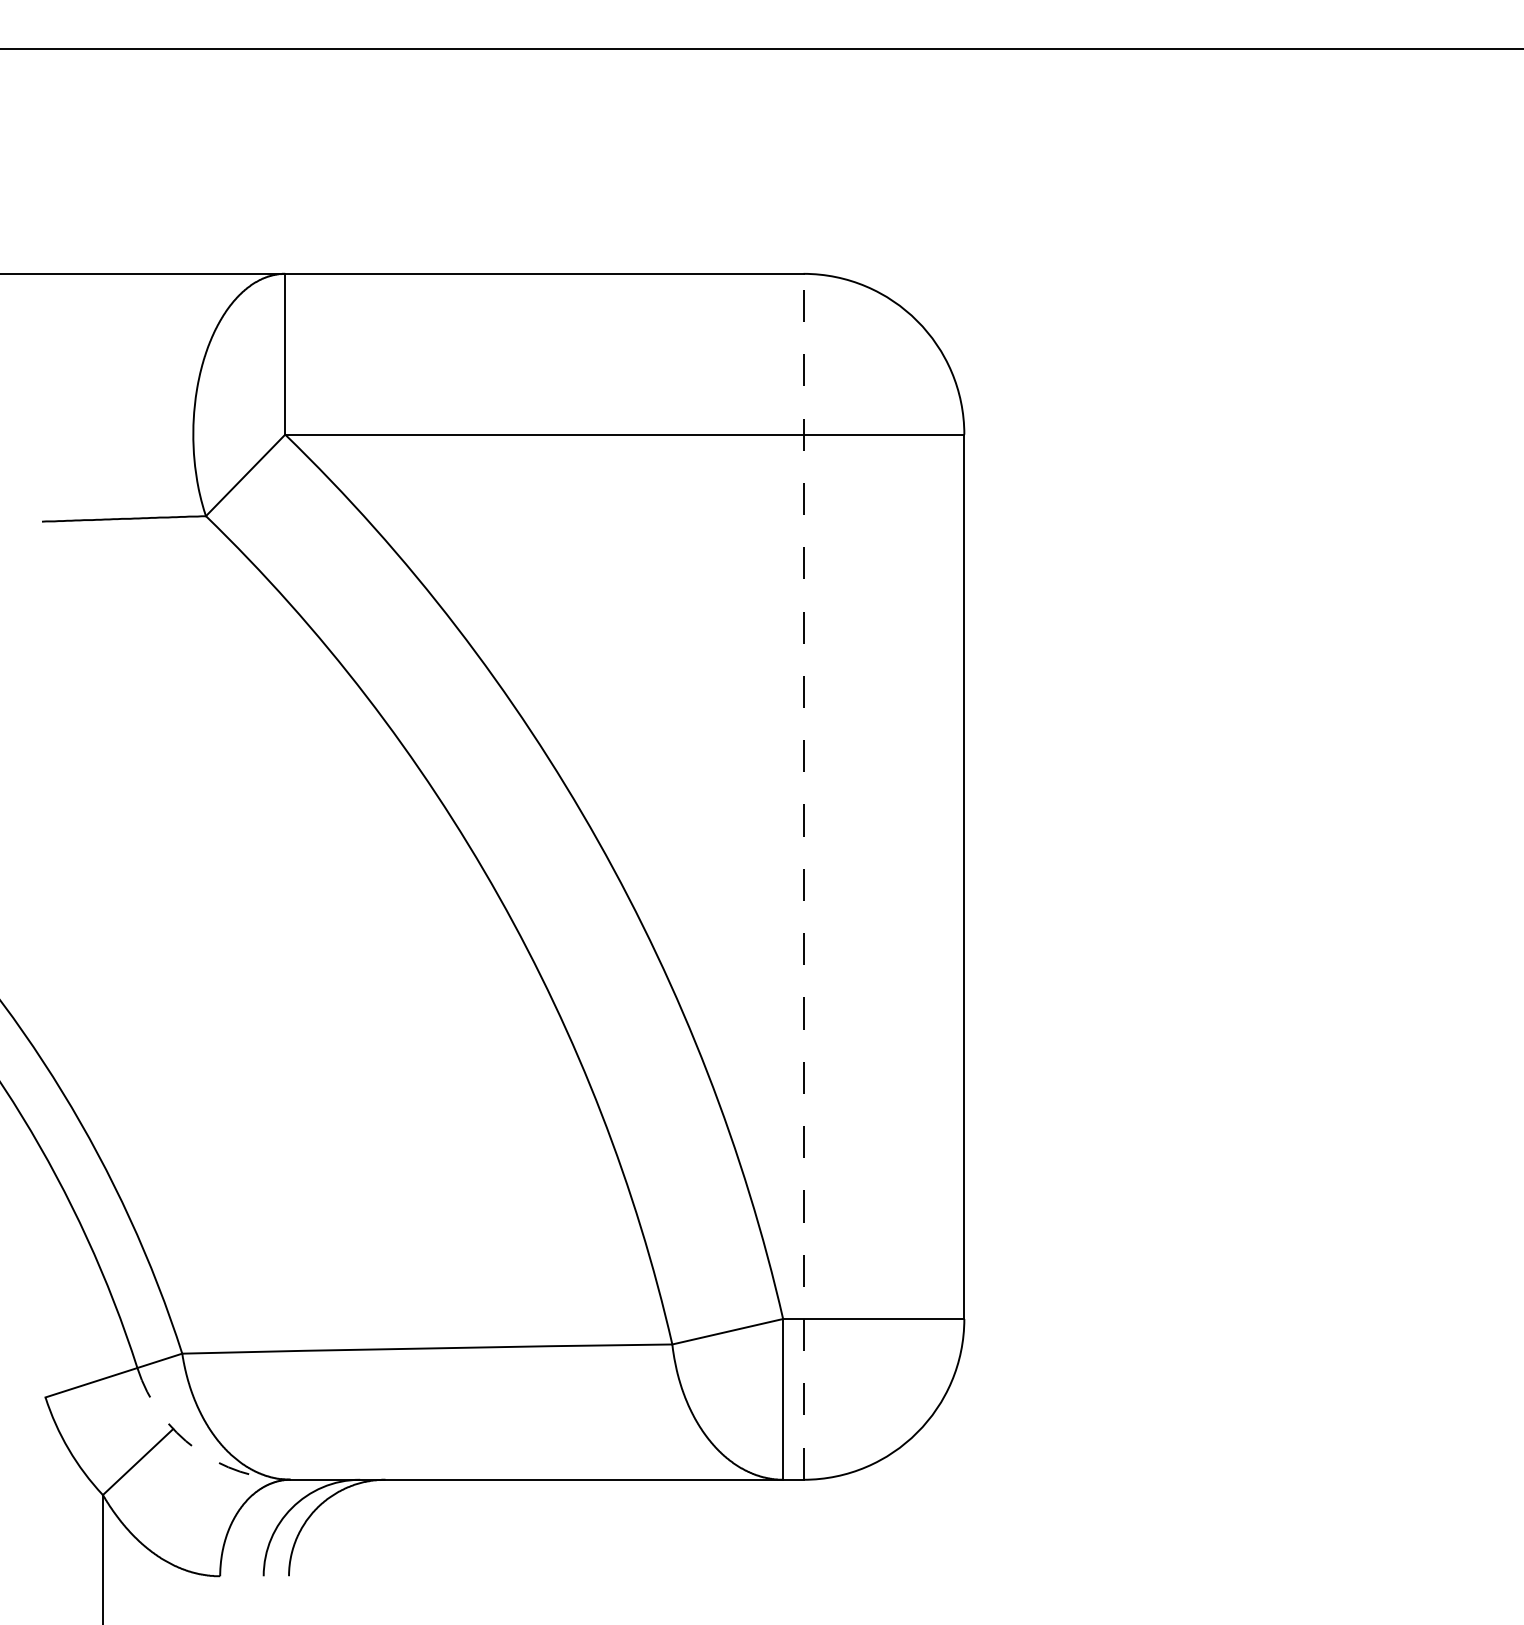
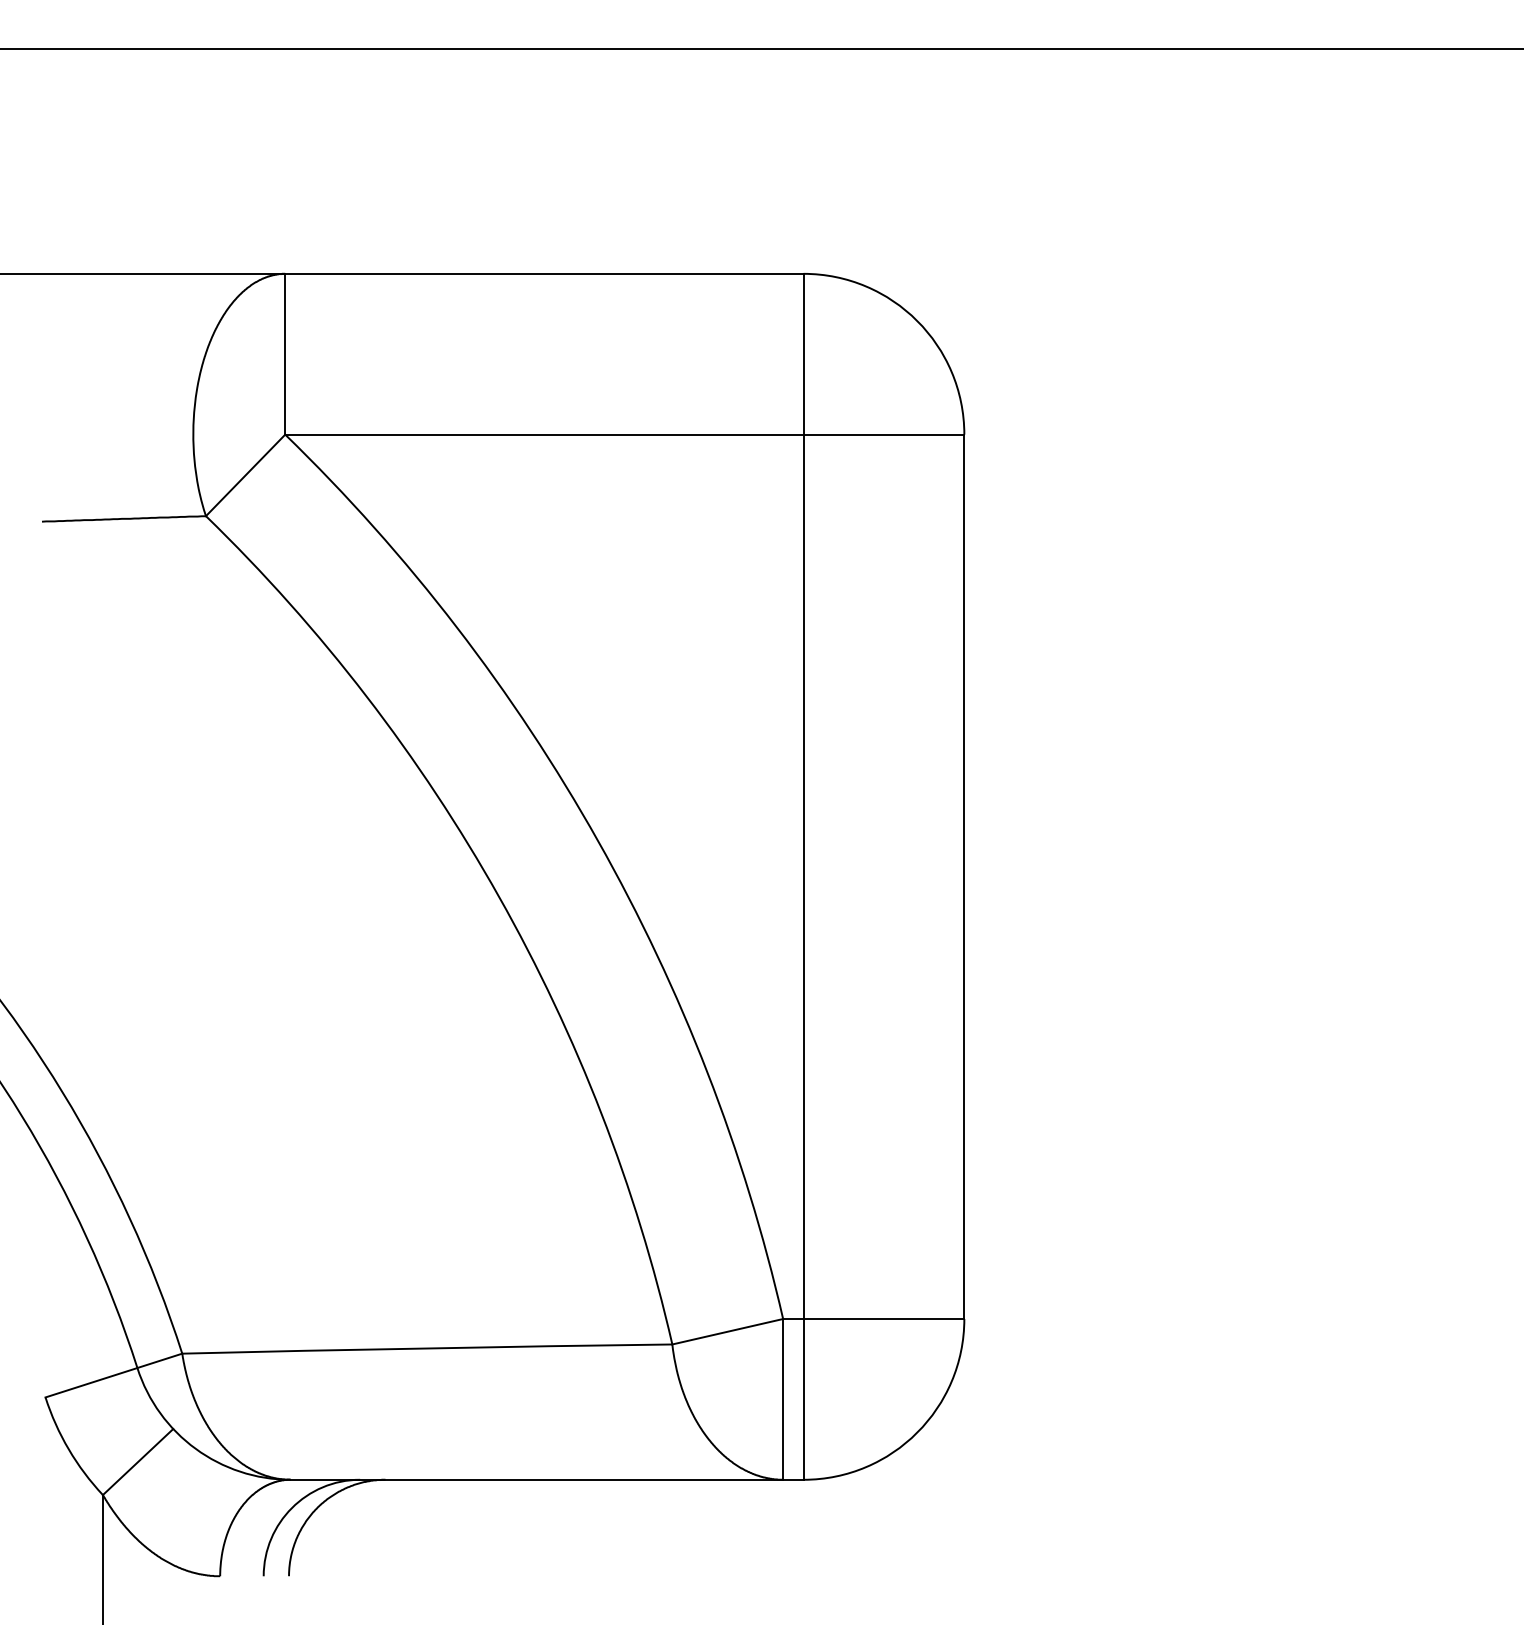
line: dashed -> solid (803, 876)
arc: dashed -> solid (195, 1448)
